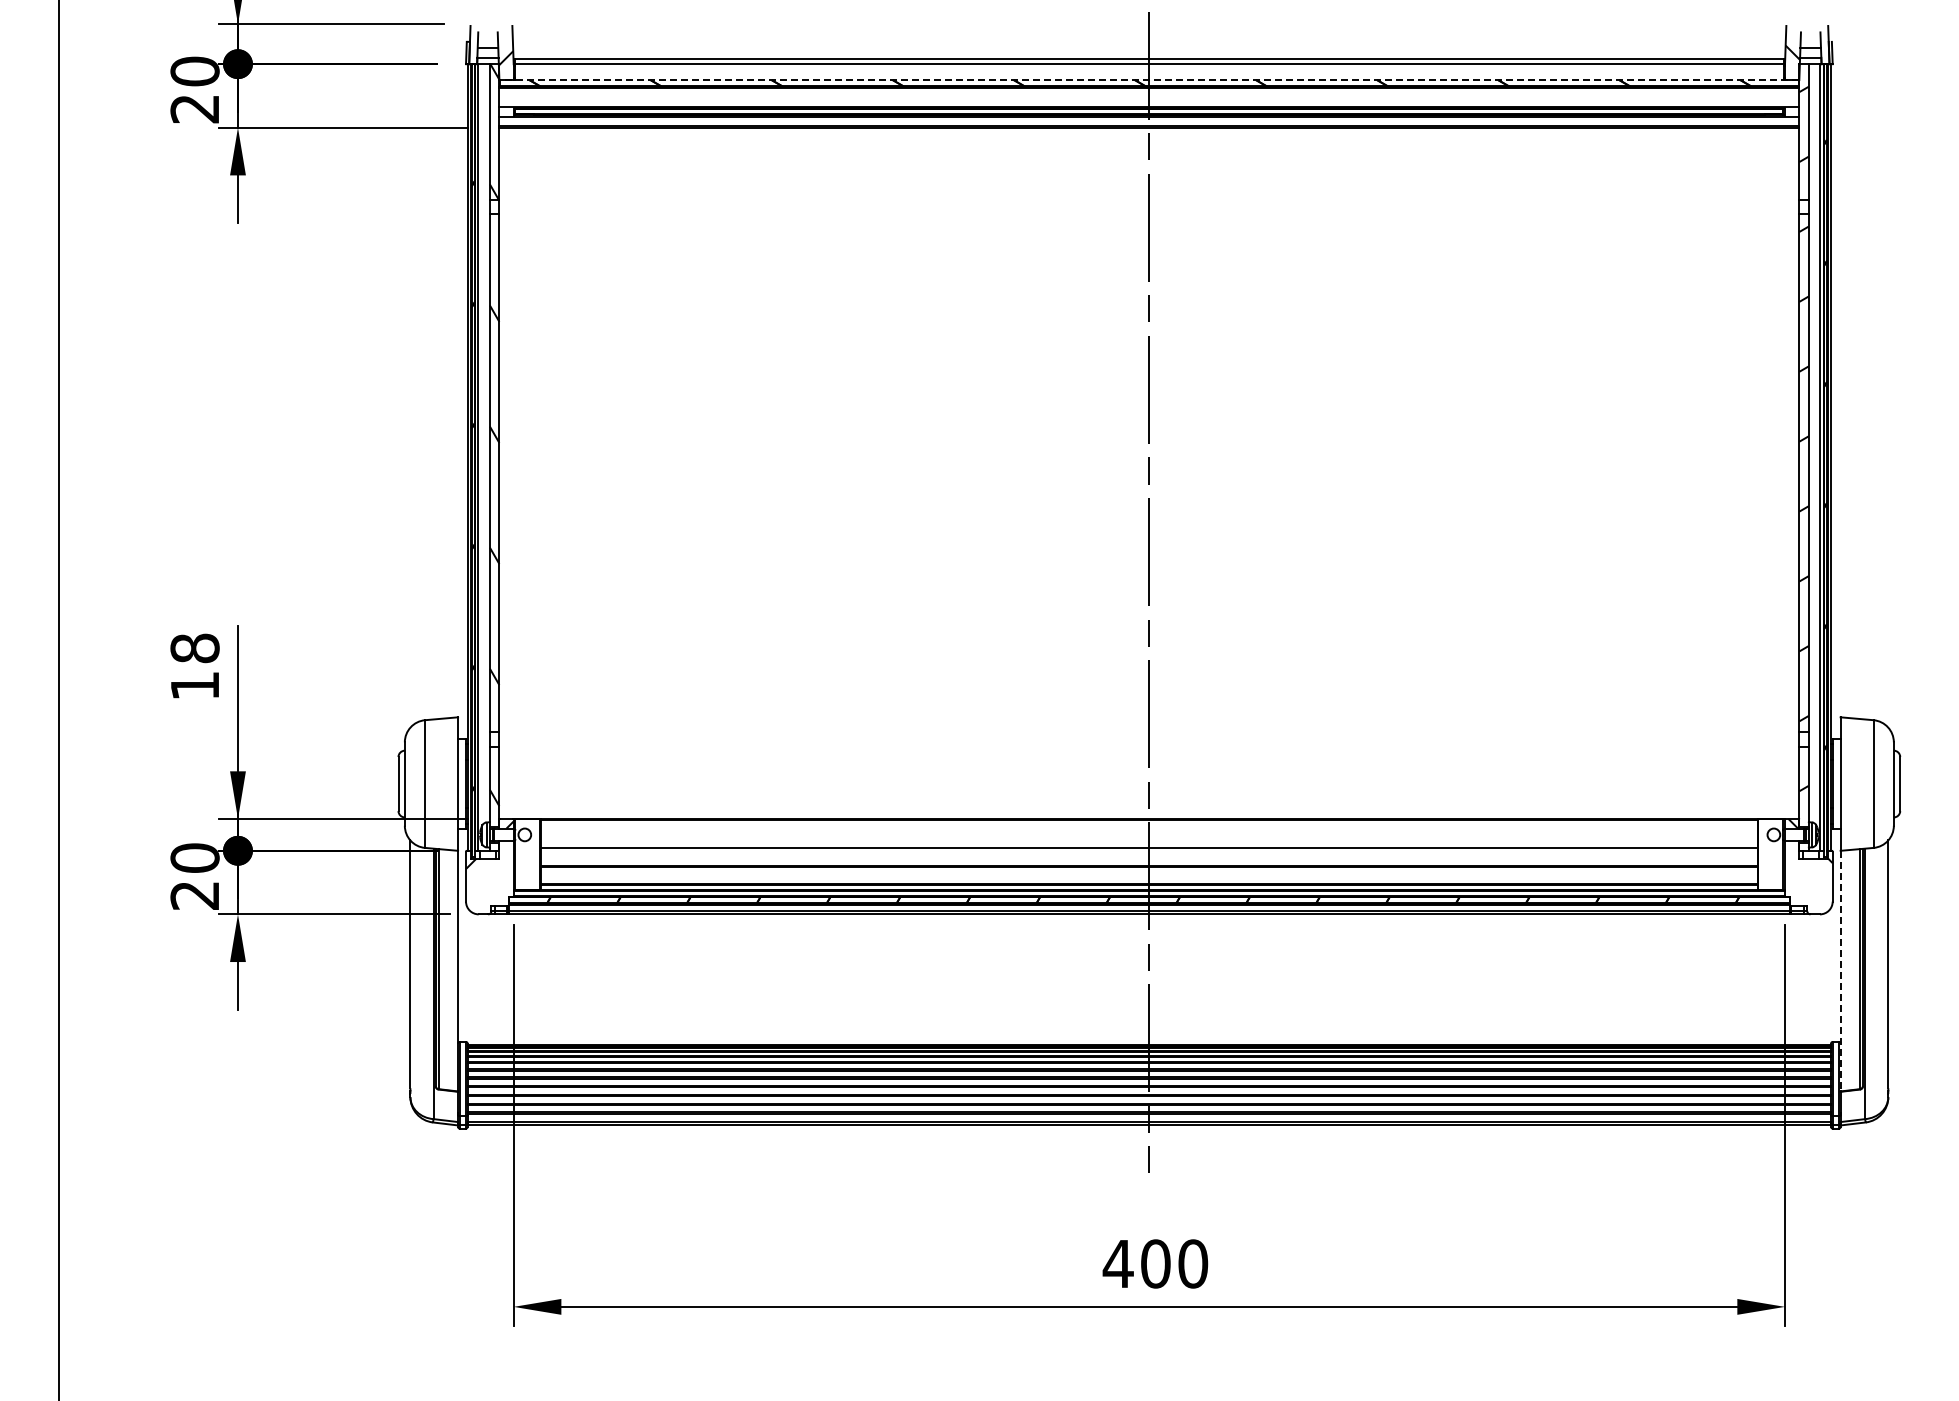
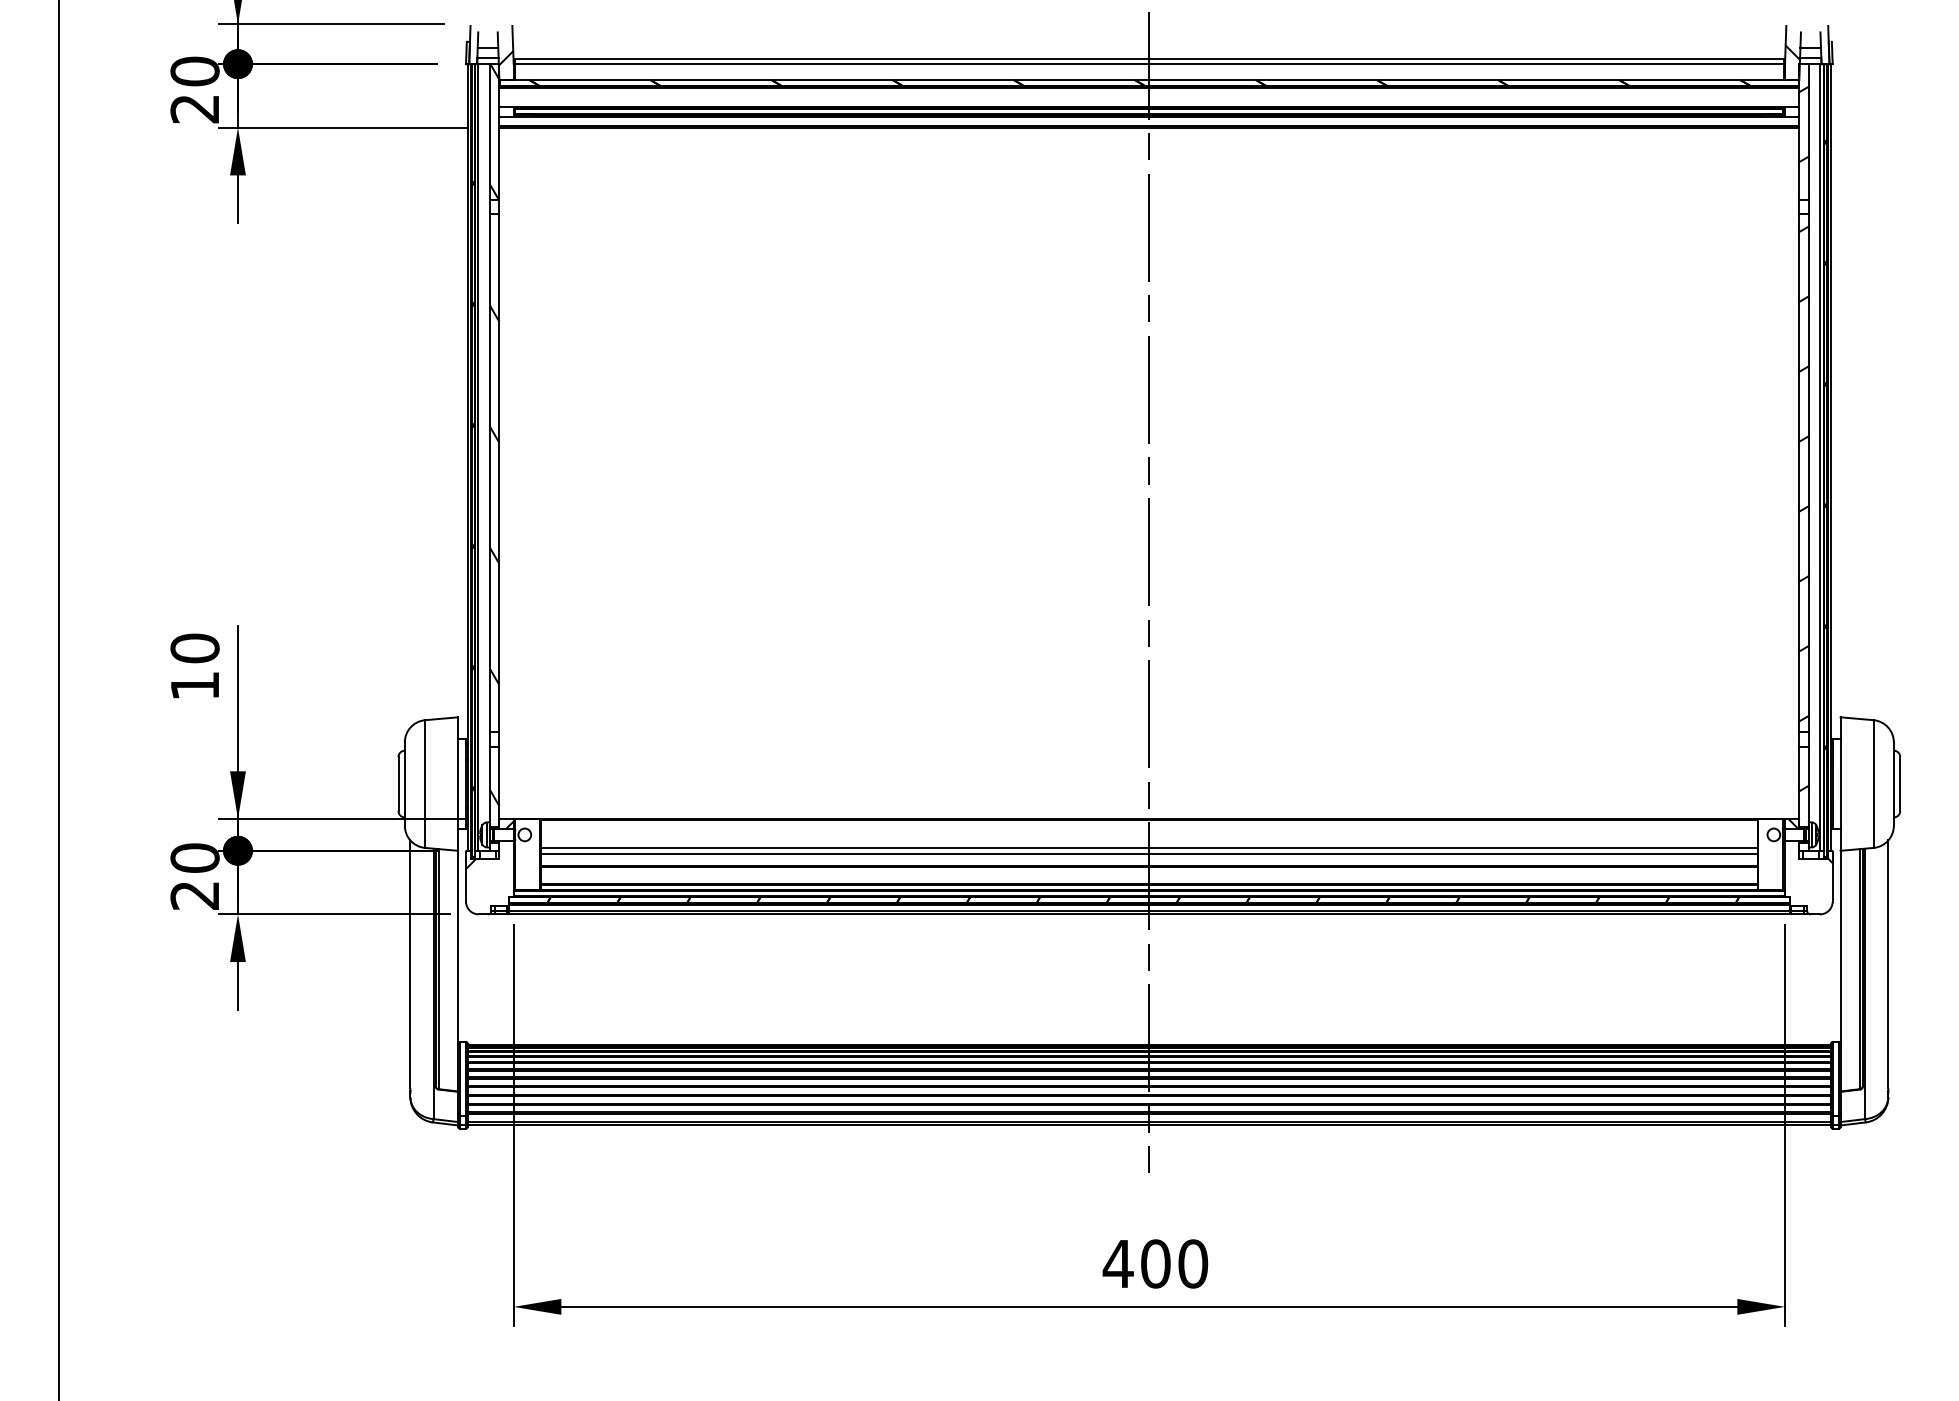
line: dashed -> solid (1148, 80)
text: 18 -> 10 (194, 648)
line: none -> present (1149, 853)
line: dashed -> solid (1840, 971)
